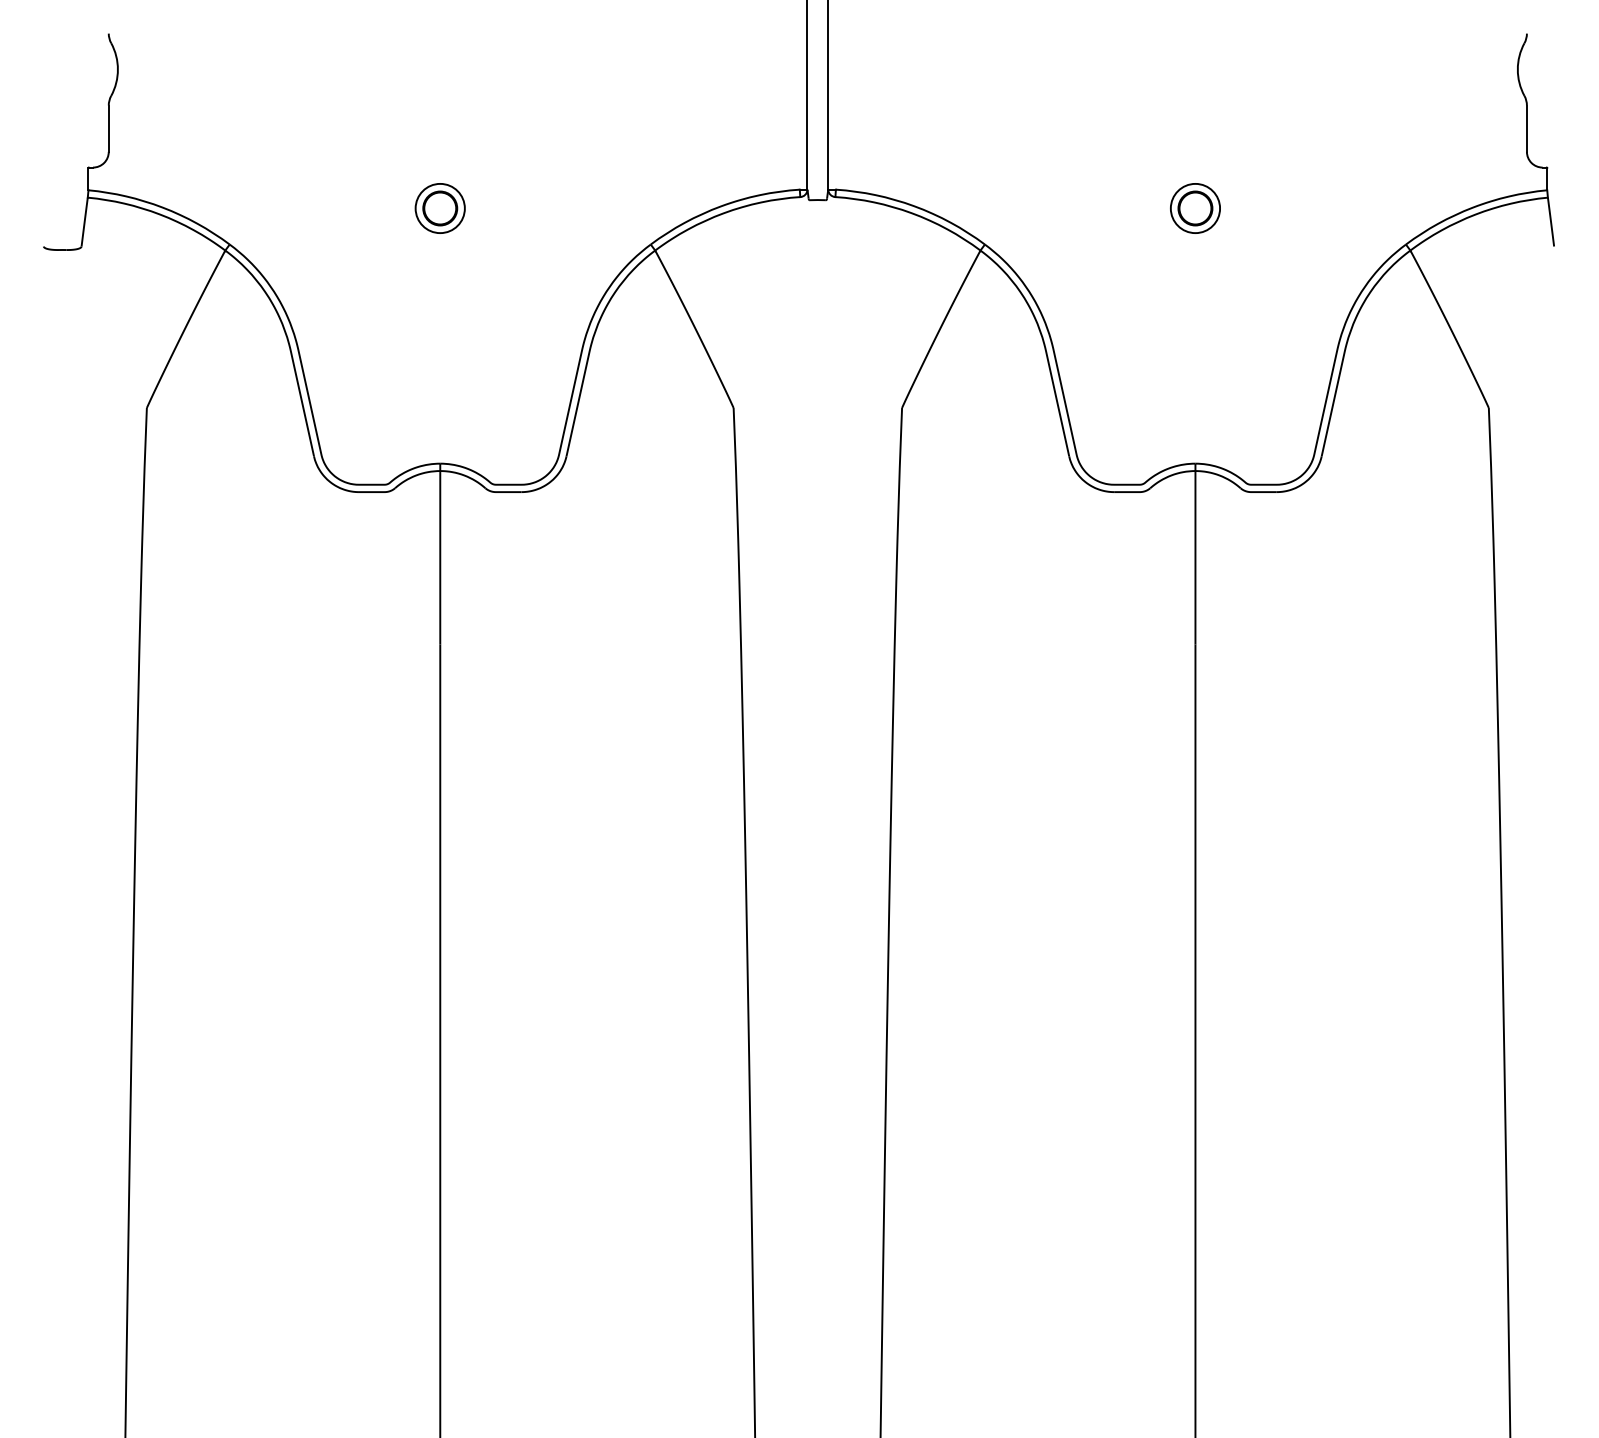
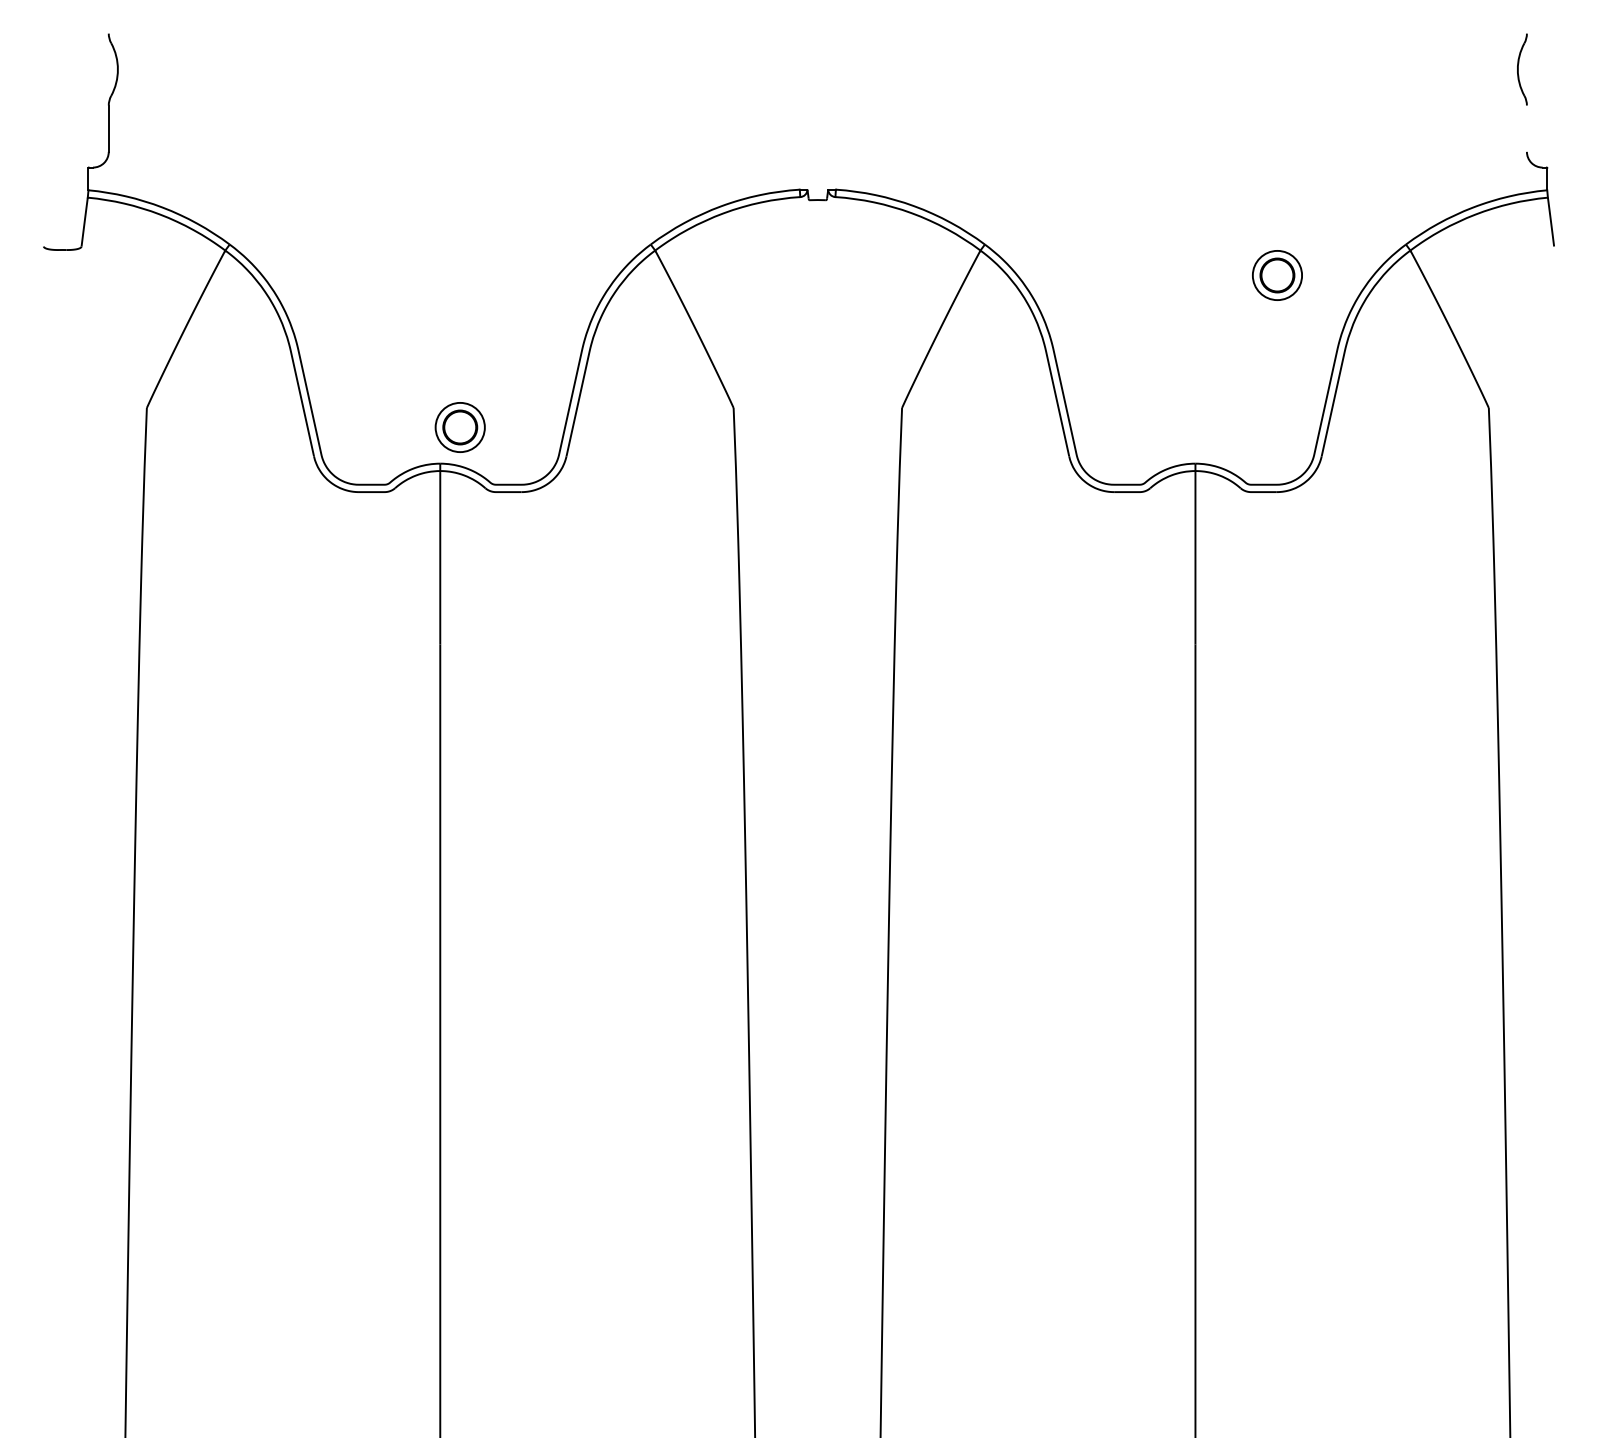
line: present -> none (807, 95)
line: present -> none (828, 95)
line: present -> none (1526, 128)
part position: (439, 208) -> (459, 427) (459, 427)
part position: (1195, 208) -> (1277, 275) (1277, 275)
